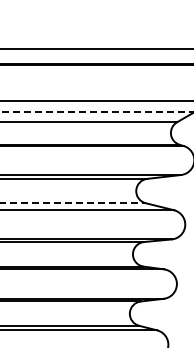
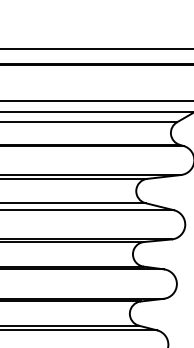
line: dashed -> solid (96, 111)
line: dashed -> solid (72, 203)
